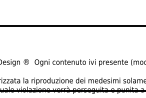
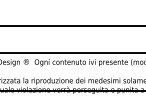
line: none -> present (72, 52)
